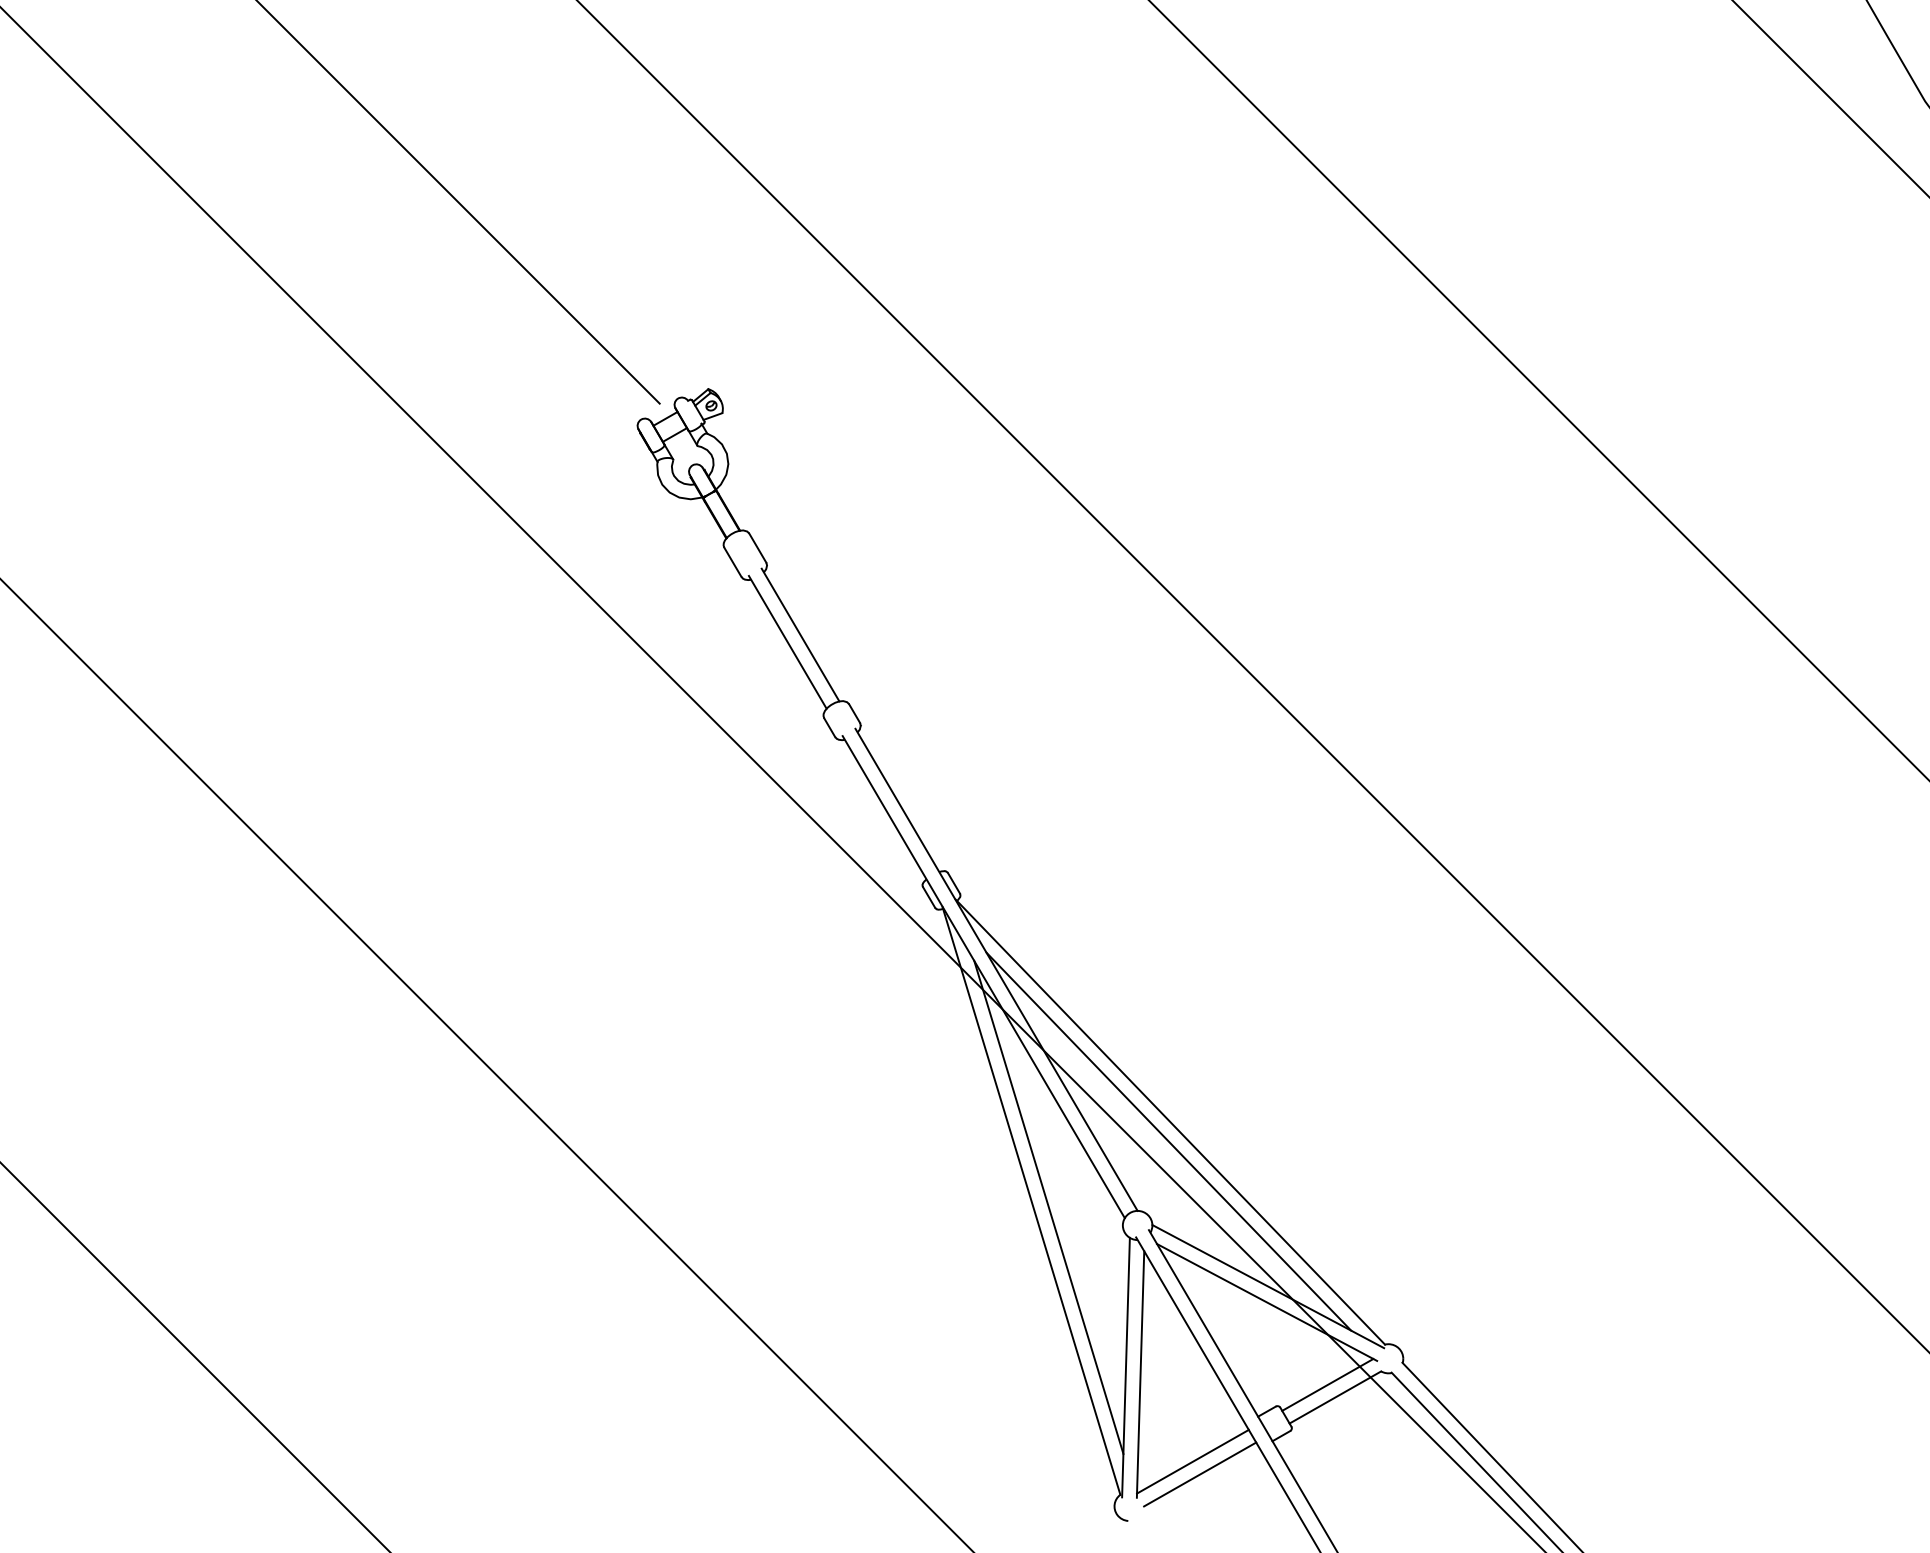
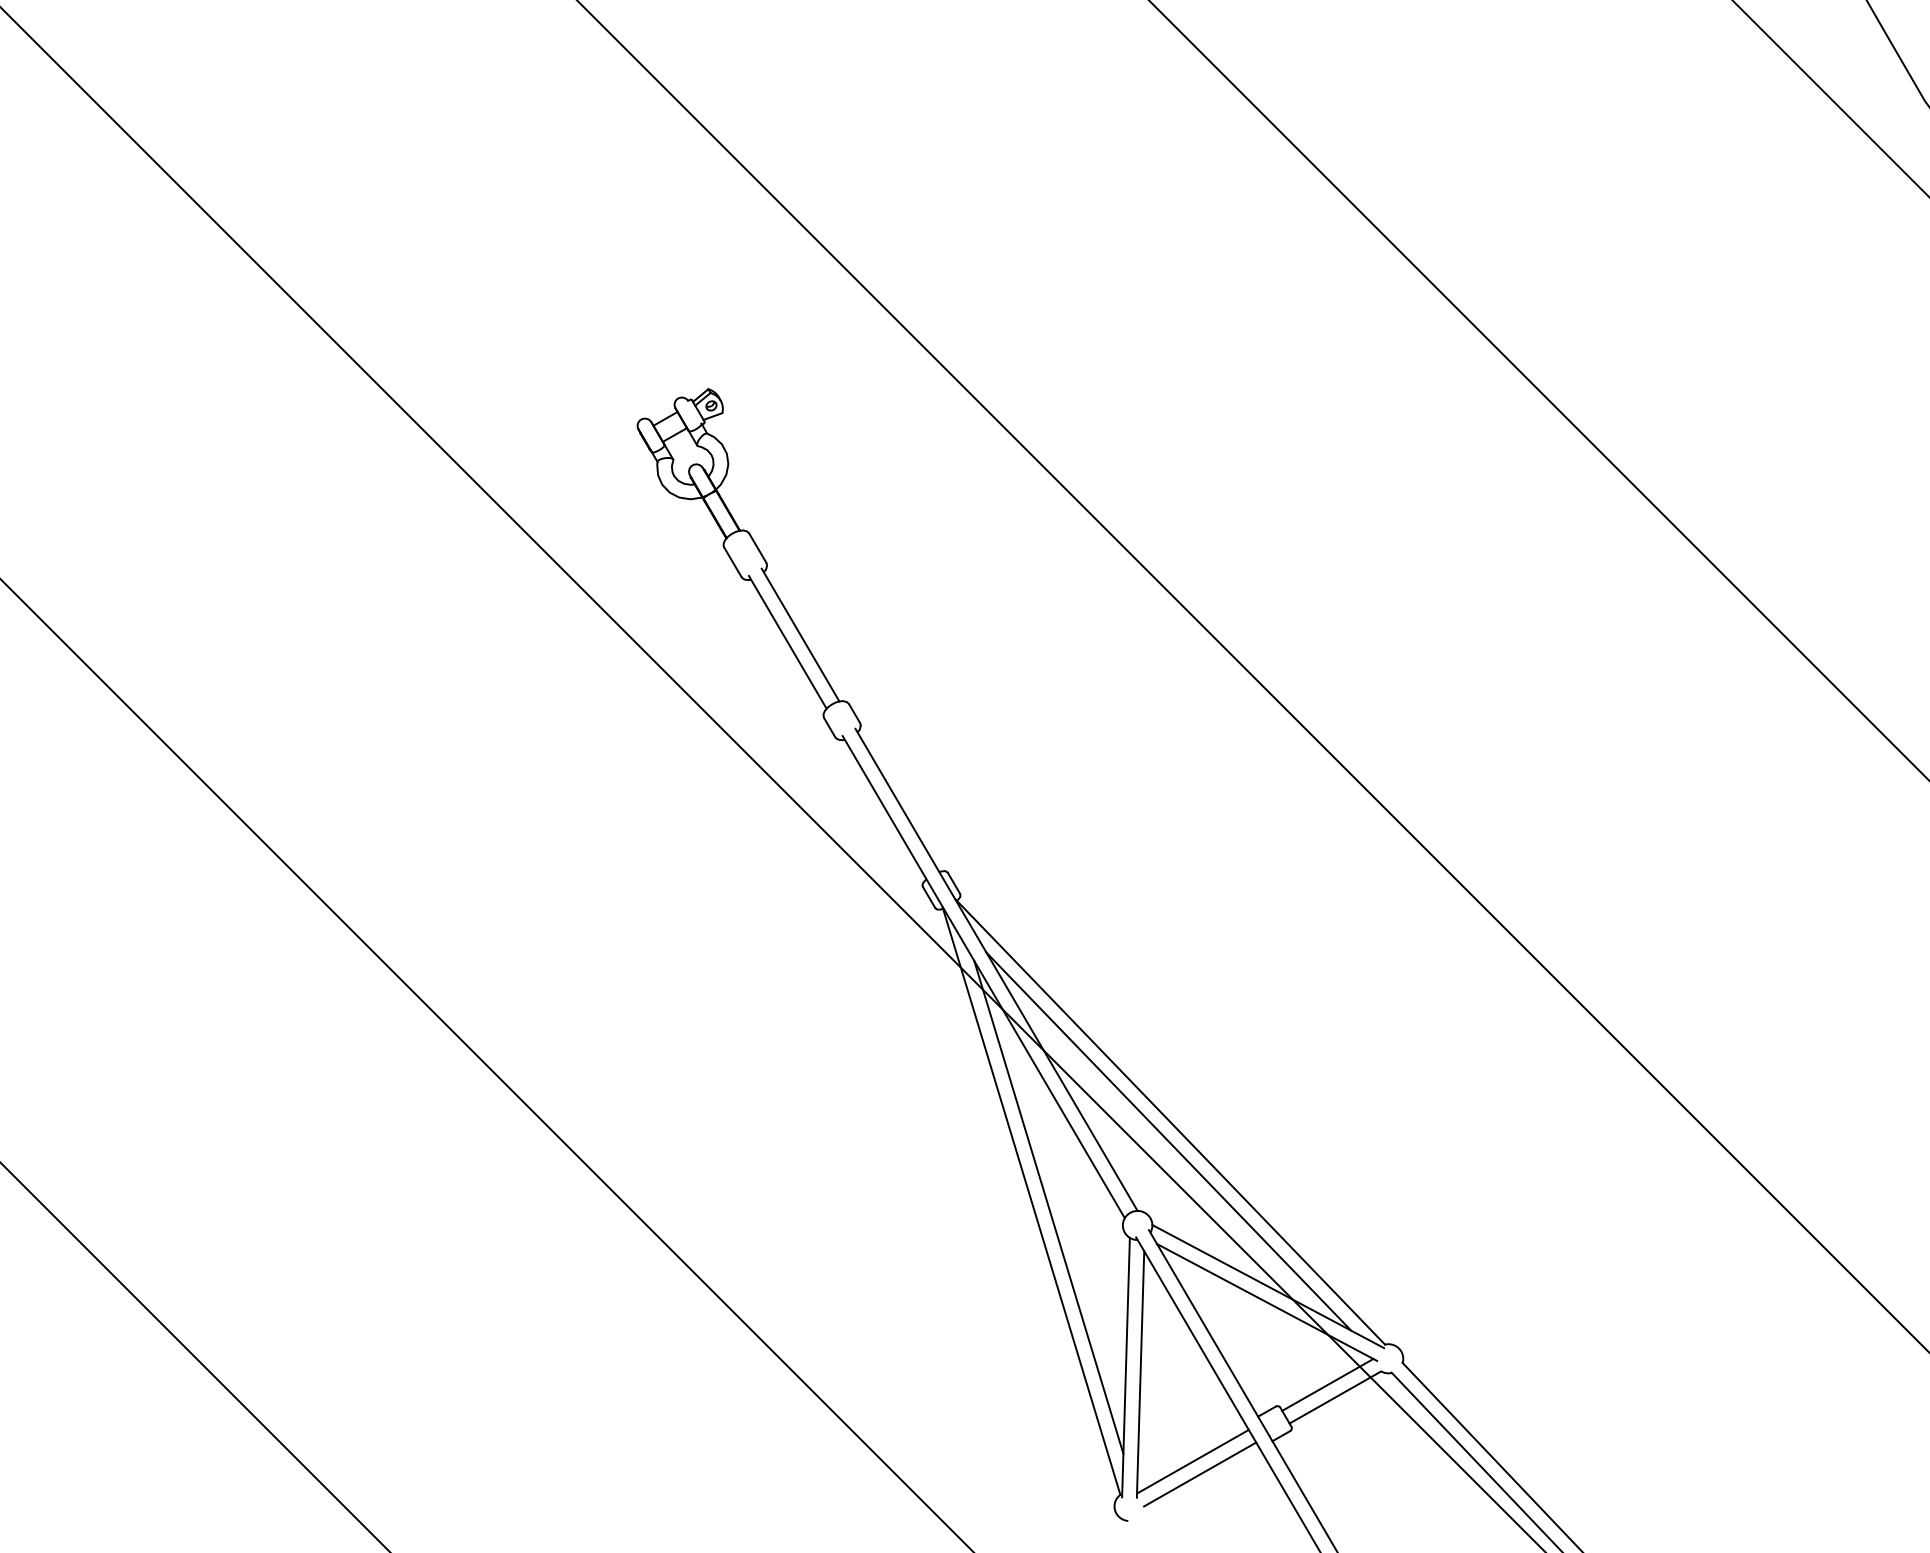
line: present -> none (458, 202)
